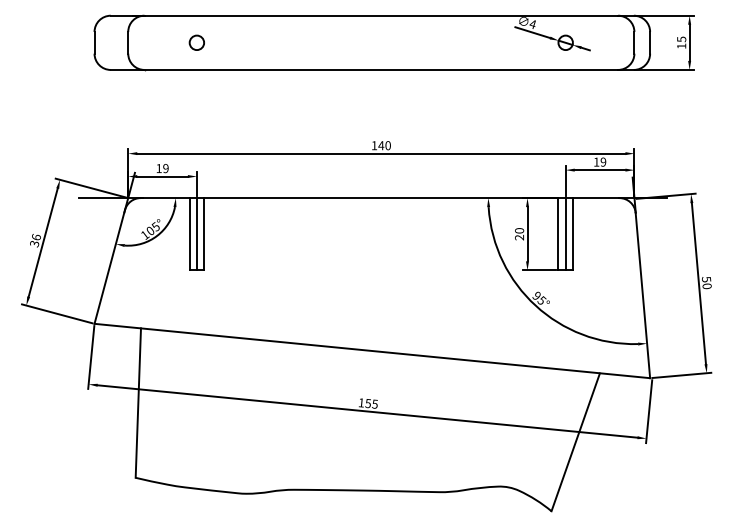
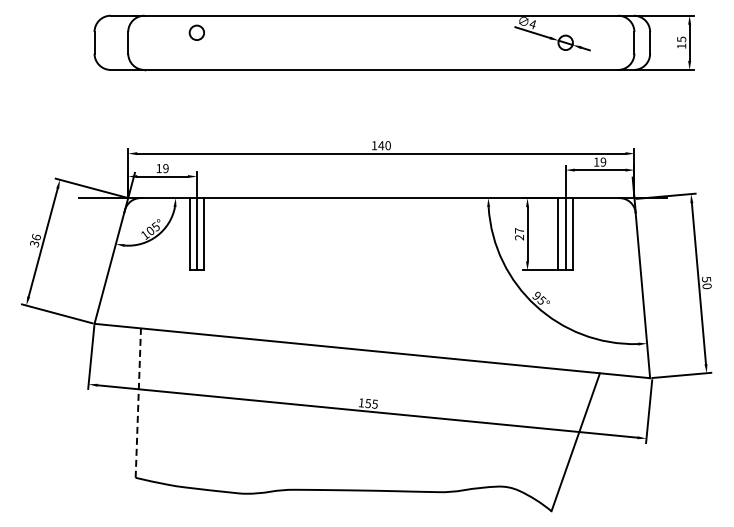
circle position: (196, 42) -> (196, 32) (196, 32)
text: 20 -> 27 (519, 230)
line: solid -> dashed (138, 403)
